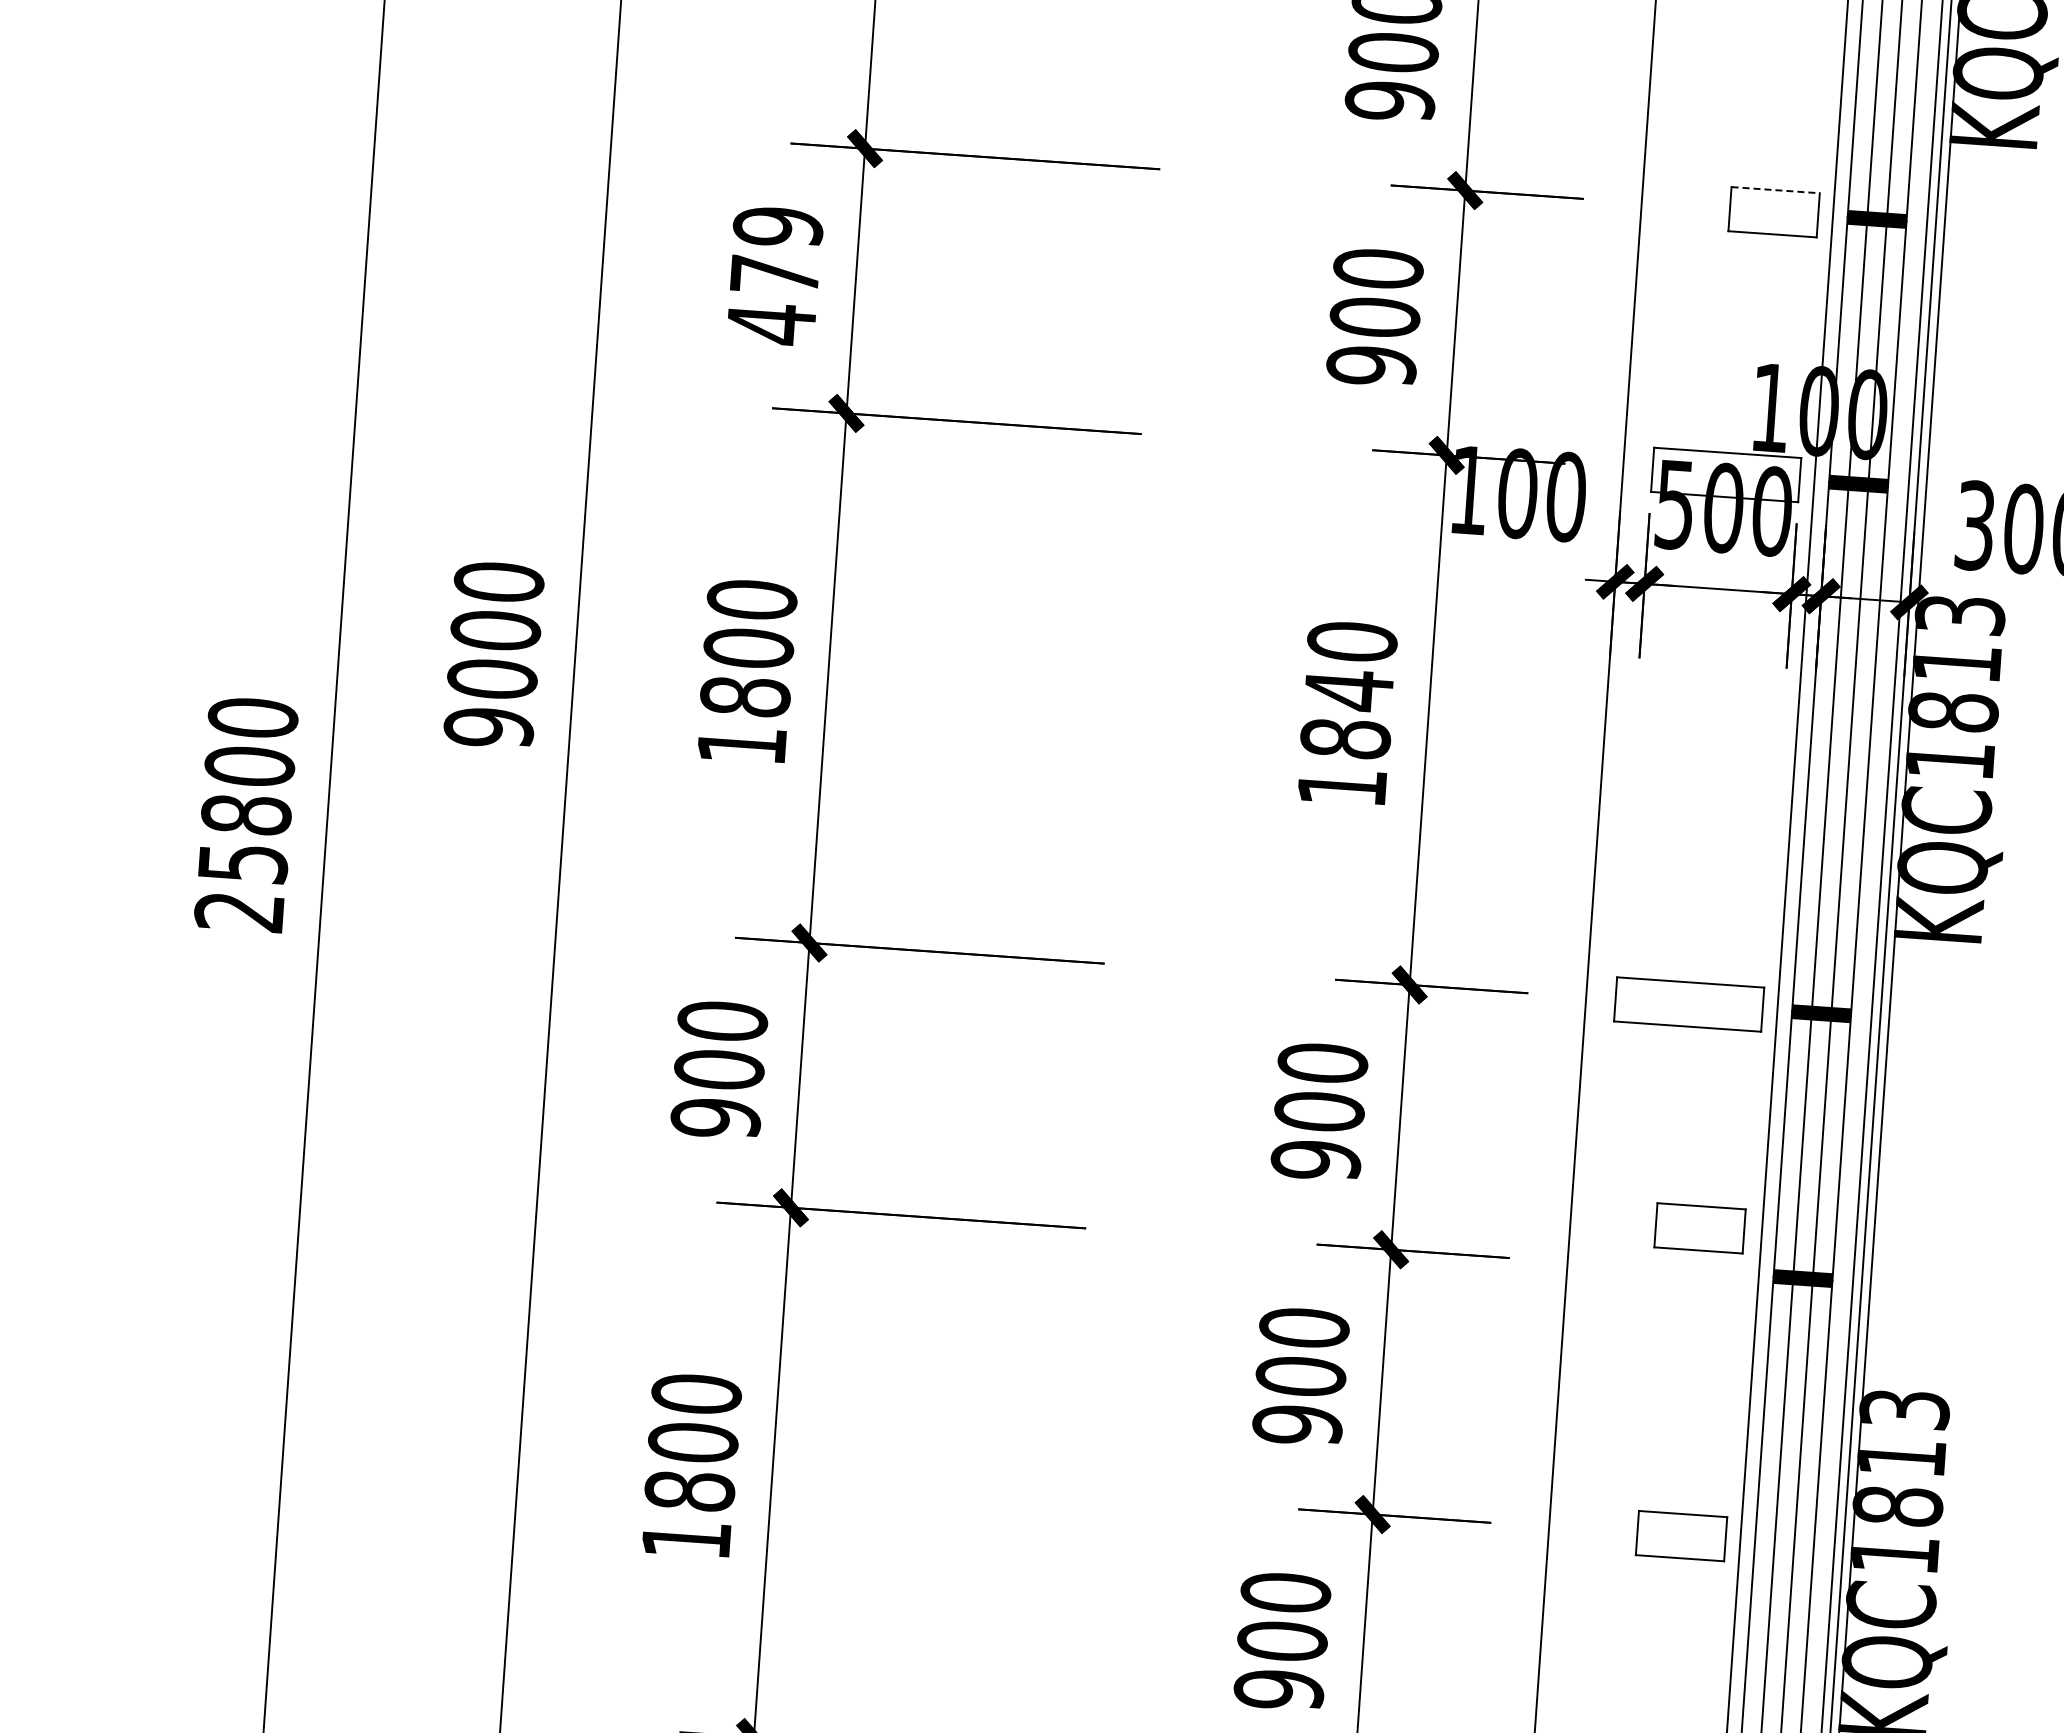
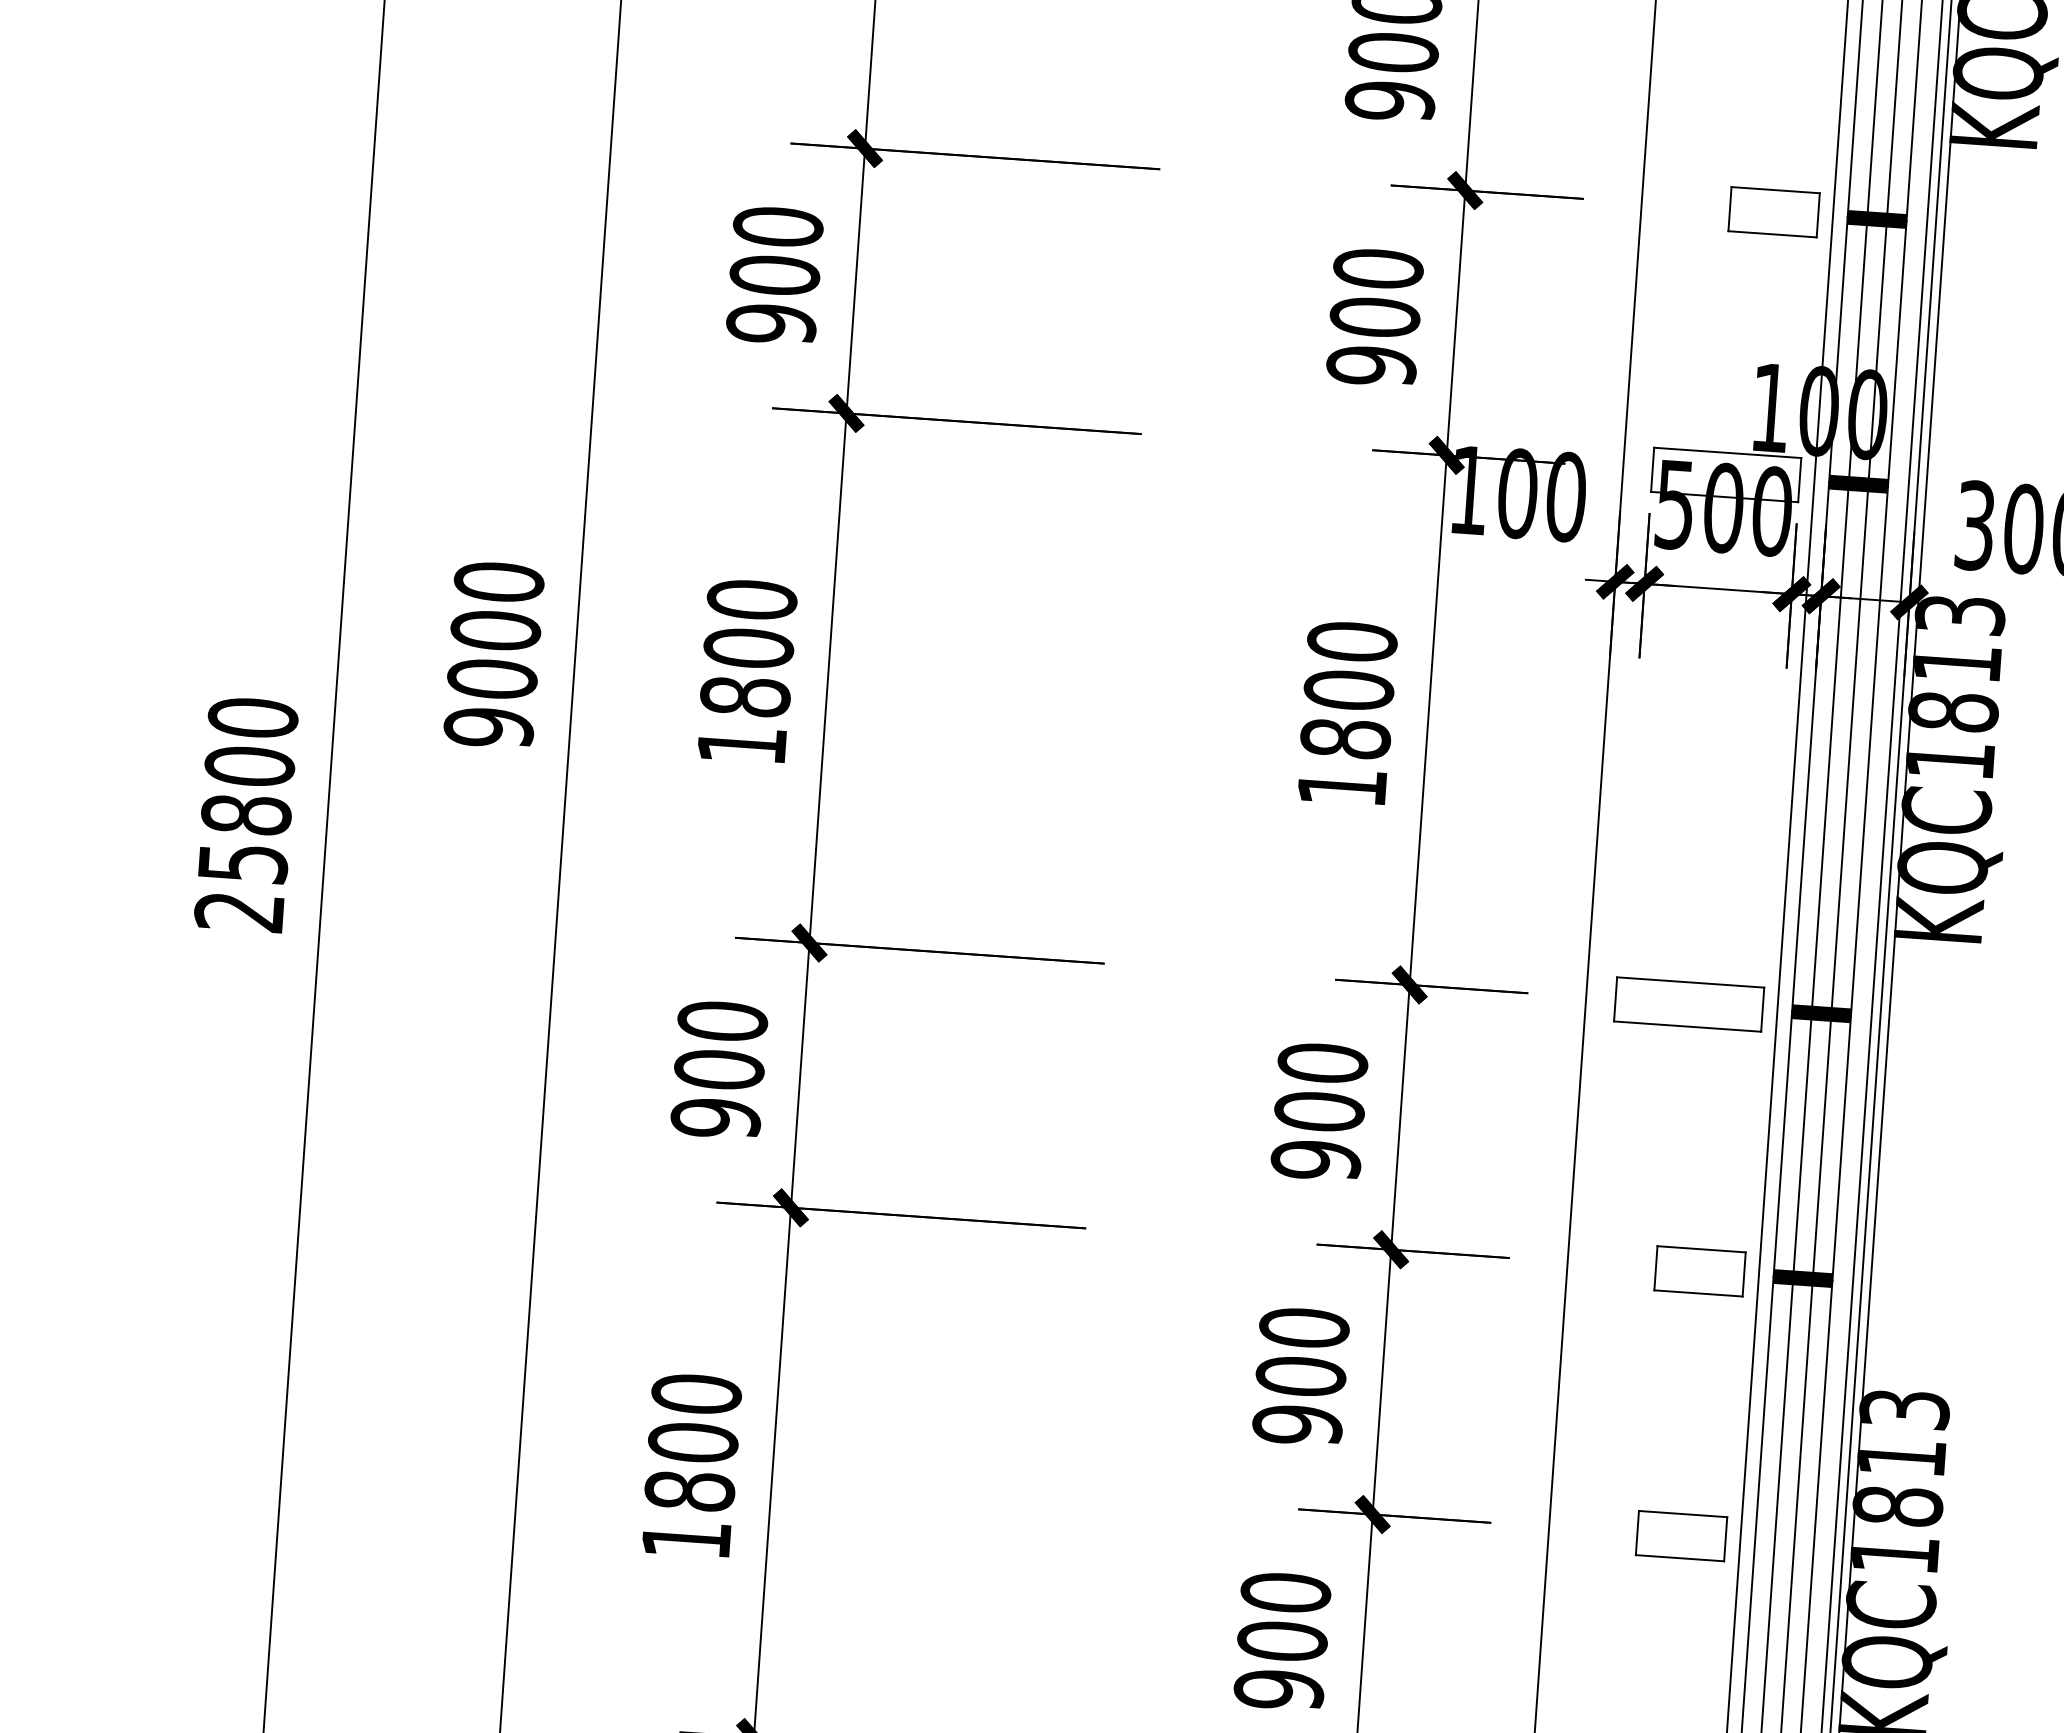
line: dashed -> solid (1776, 190)
text: 479 -> 900 (774, 276)
text: 1840 -> 1800 (1348, 691)
part position: (1699, 1228) -> (1699, 1271) (1699, 1271)
